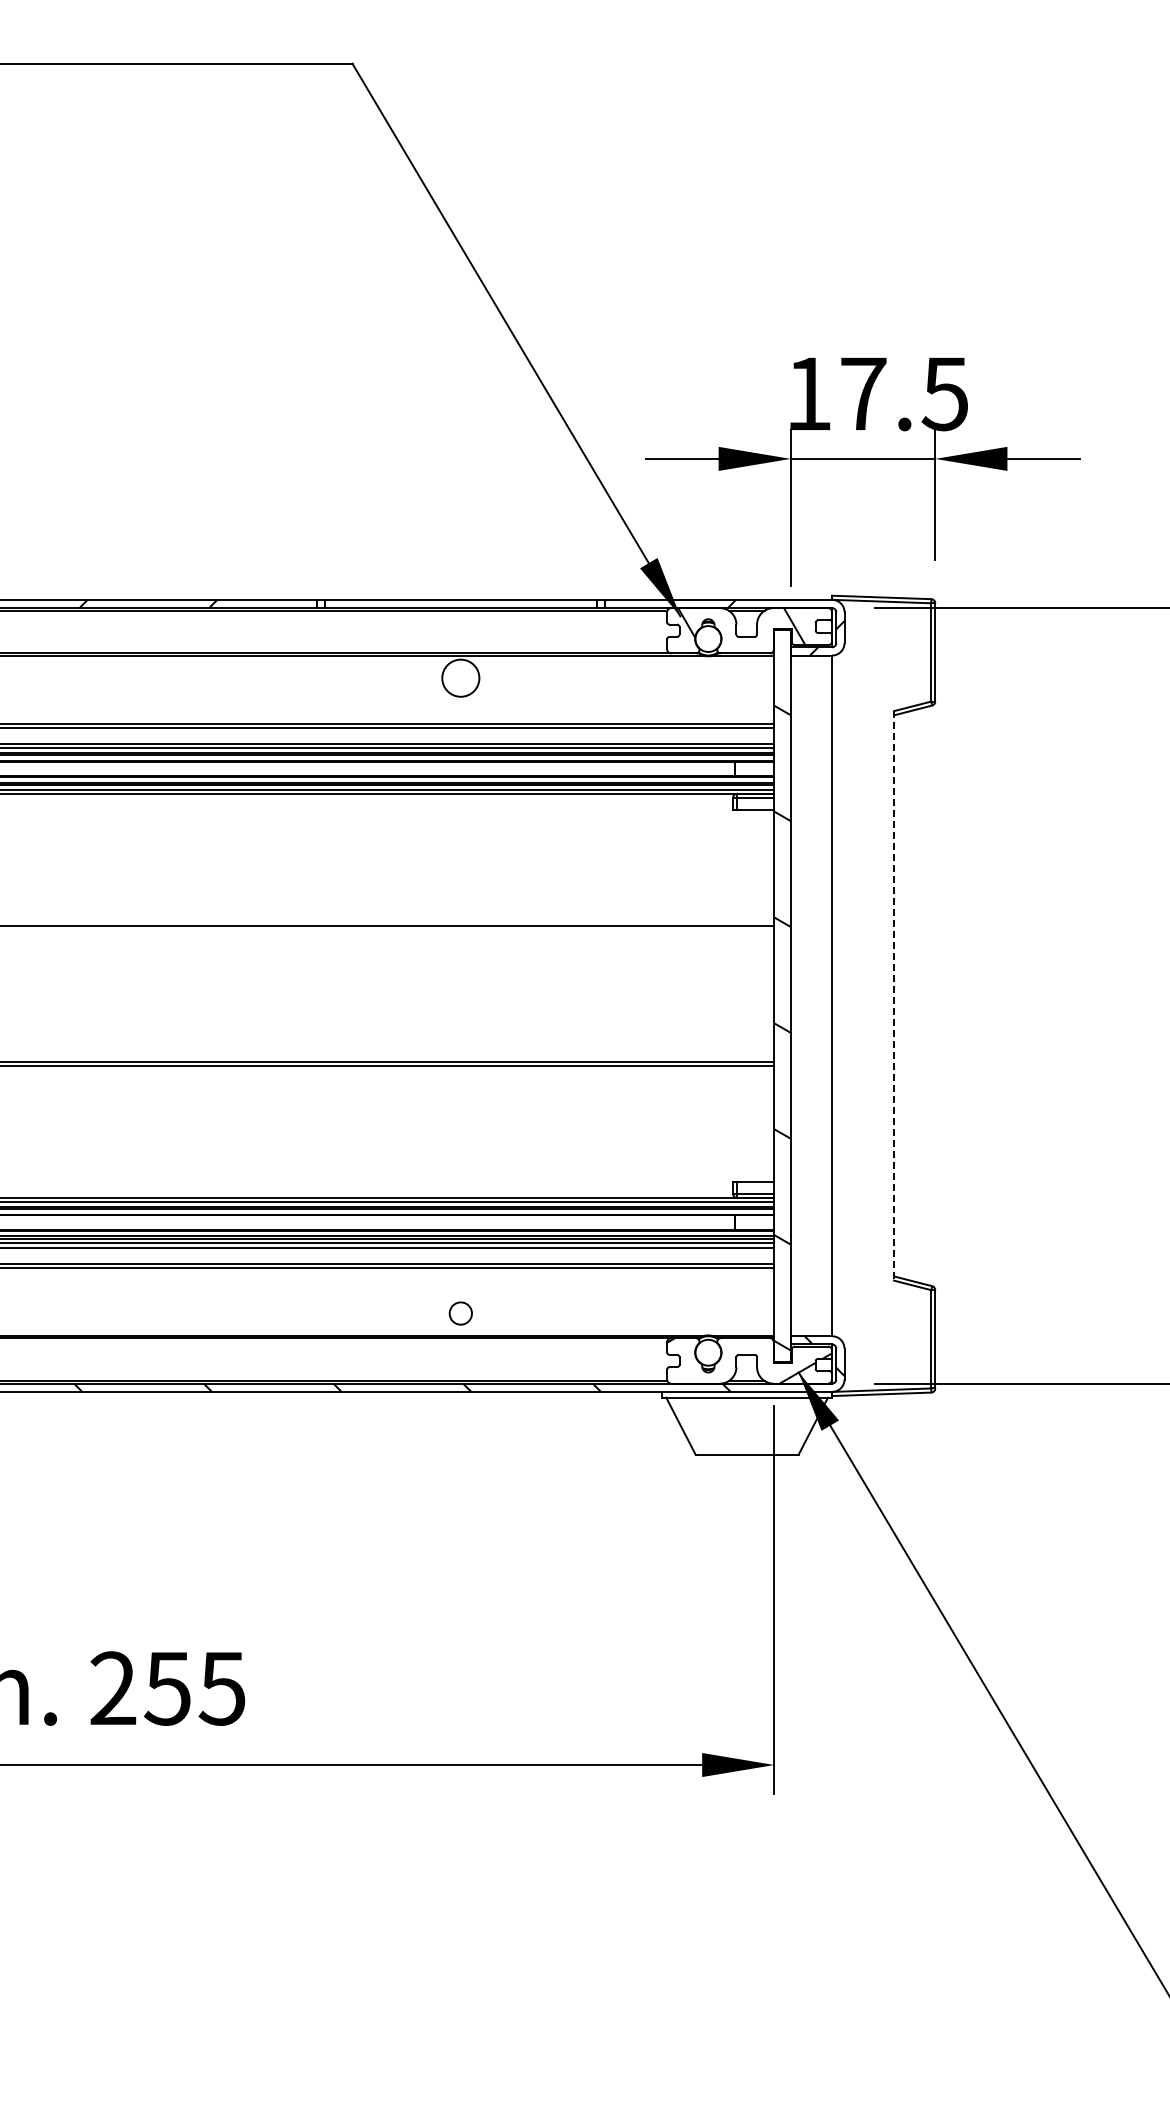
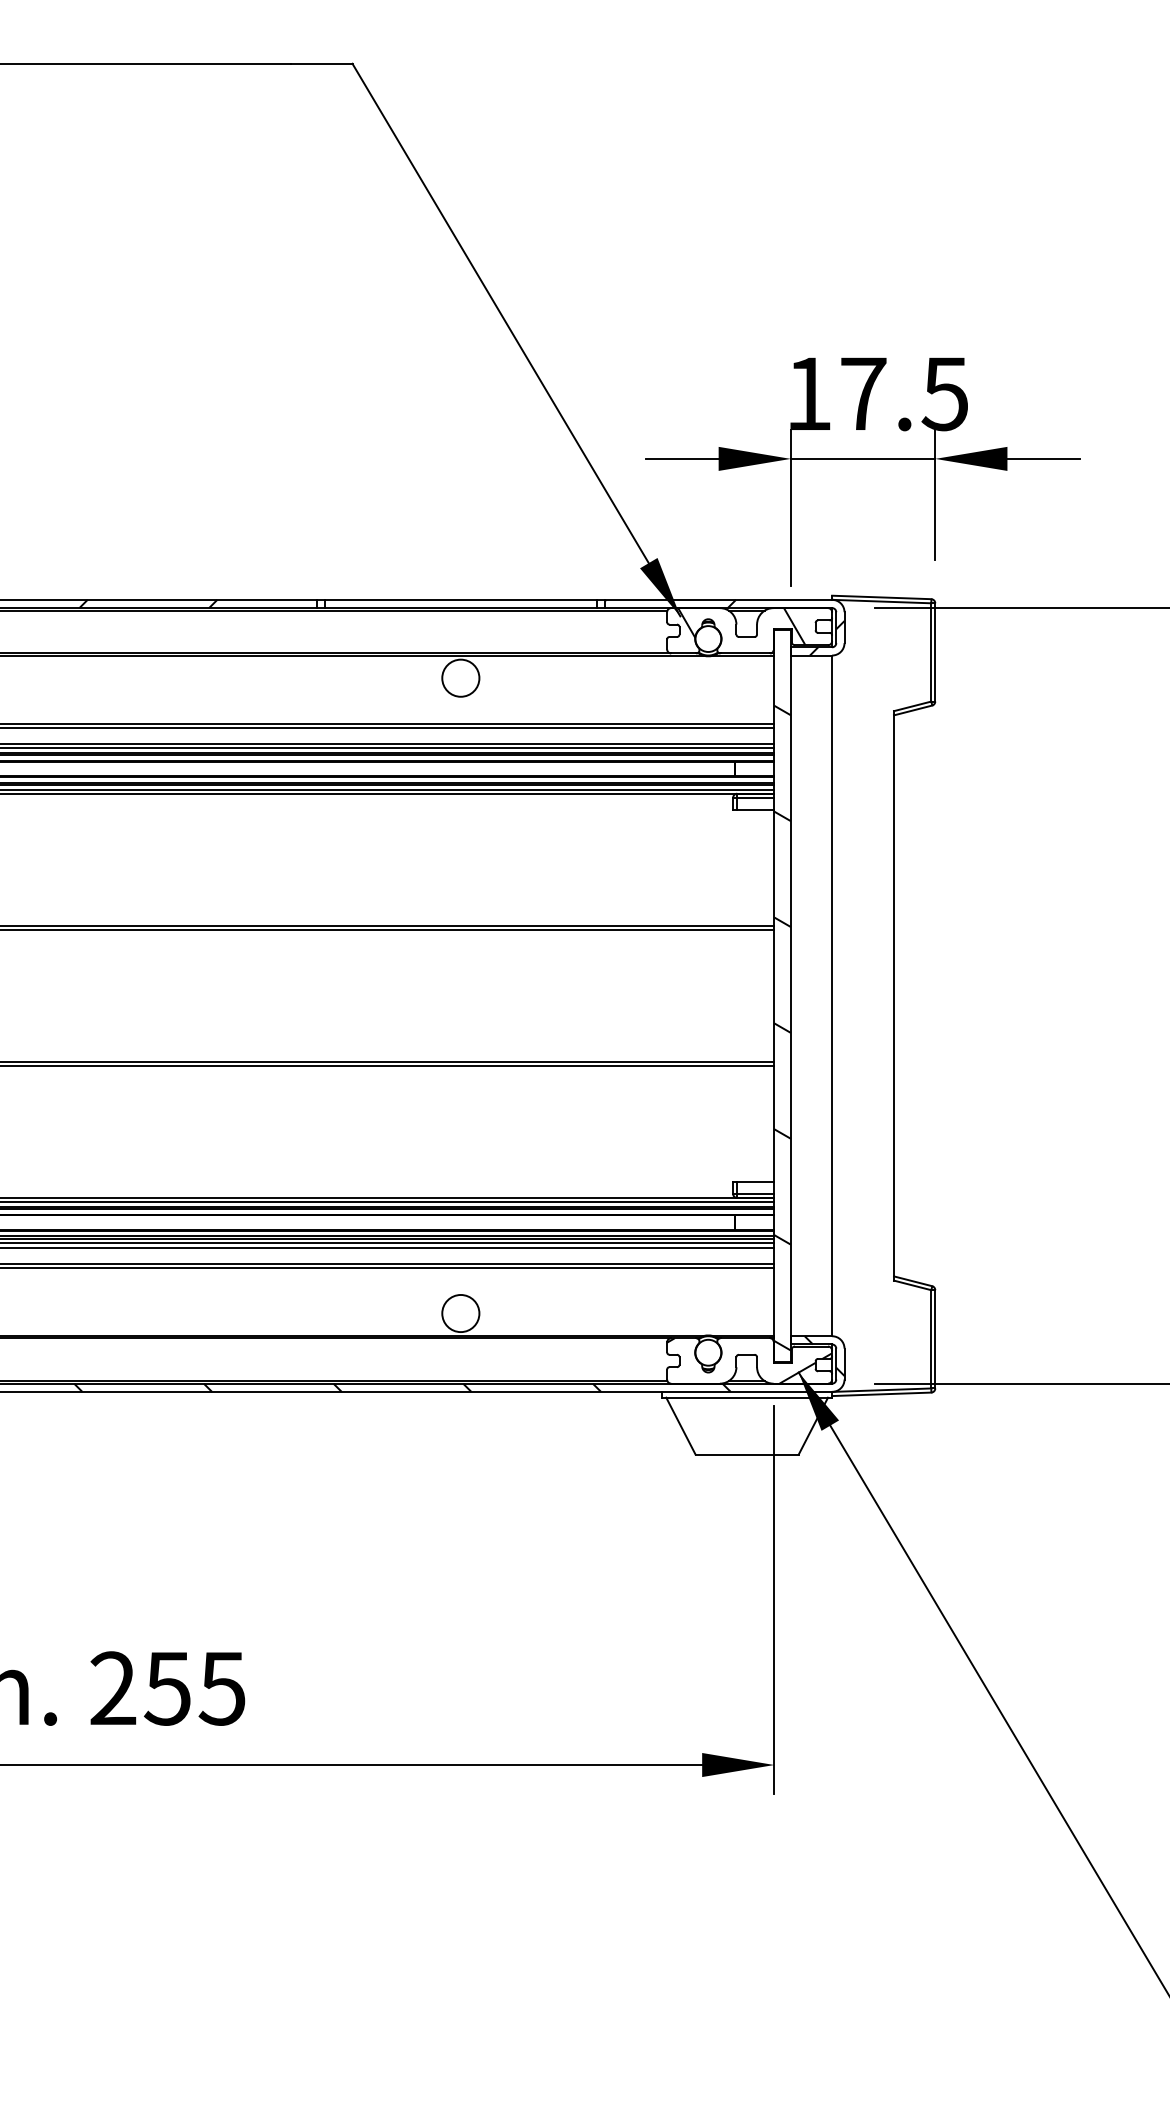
line: none -> present (388, 929)
line: dashed -> solid (894, 995)
circle diameter: 22 px -> 37 px (460, 1313)
